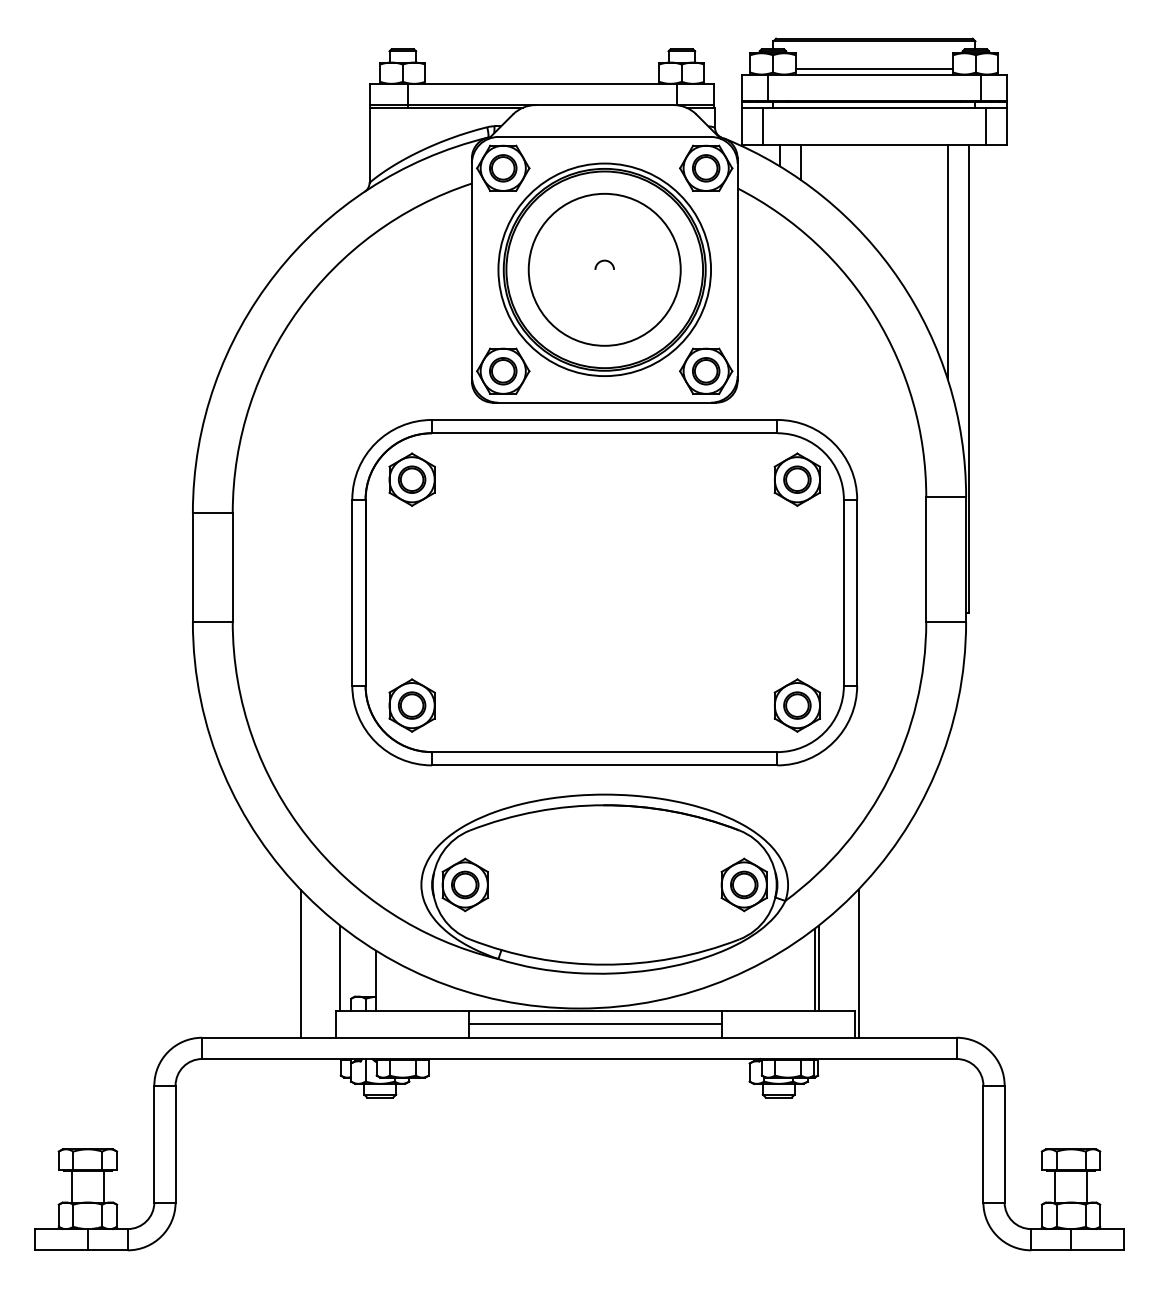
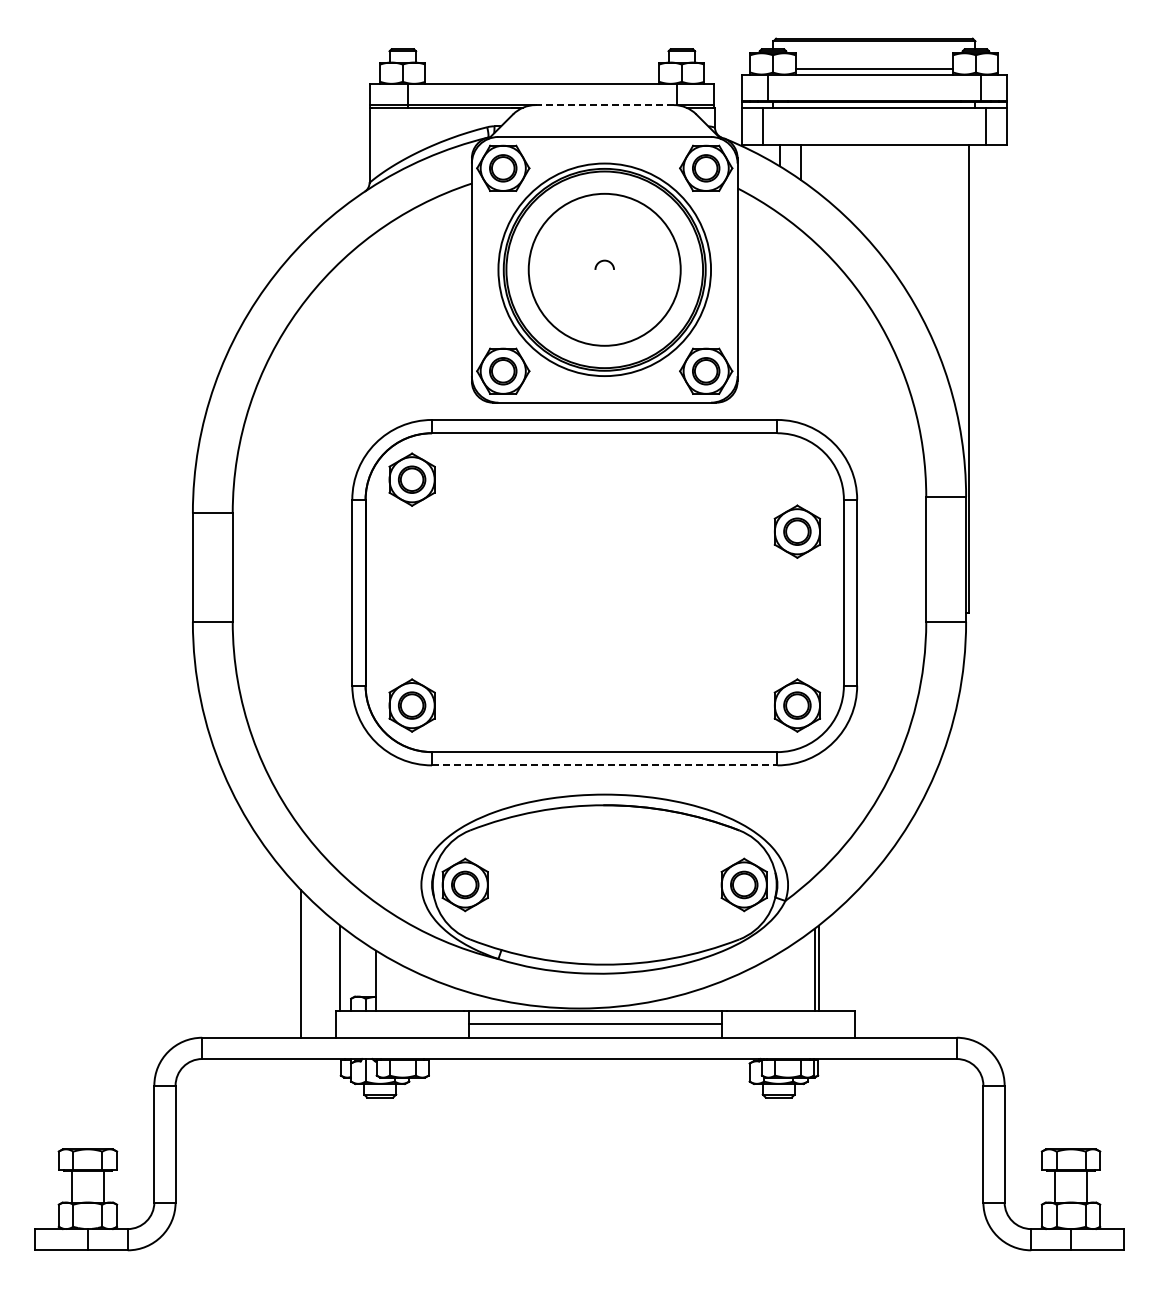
line: solid -> dashed (604, 105)
line: present -> none (947, 261)
part position: (797, 479) -> (797, 531) (797, 531)
line: solid -> dashed (604, 765)
line: present -> none (858, 963)
